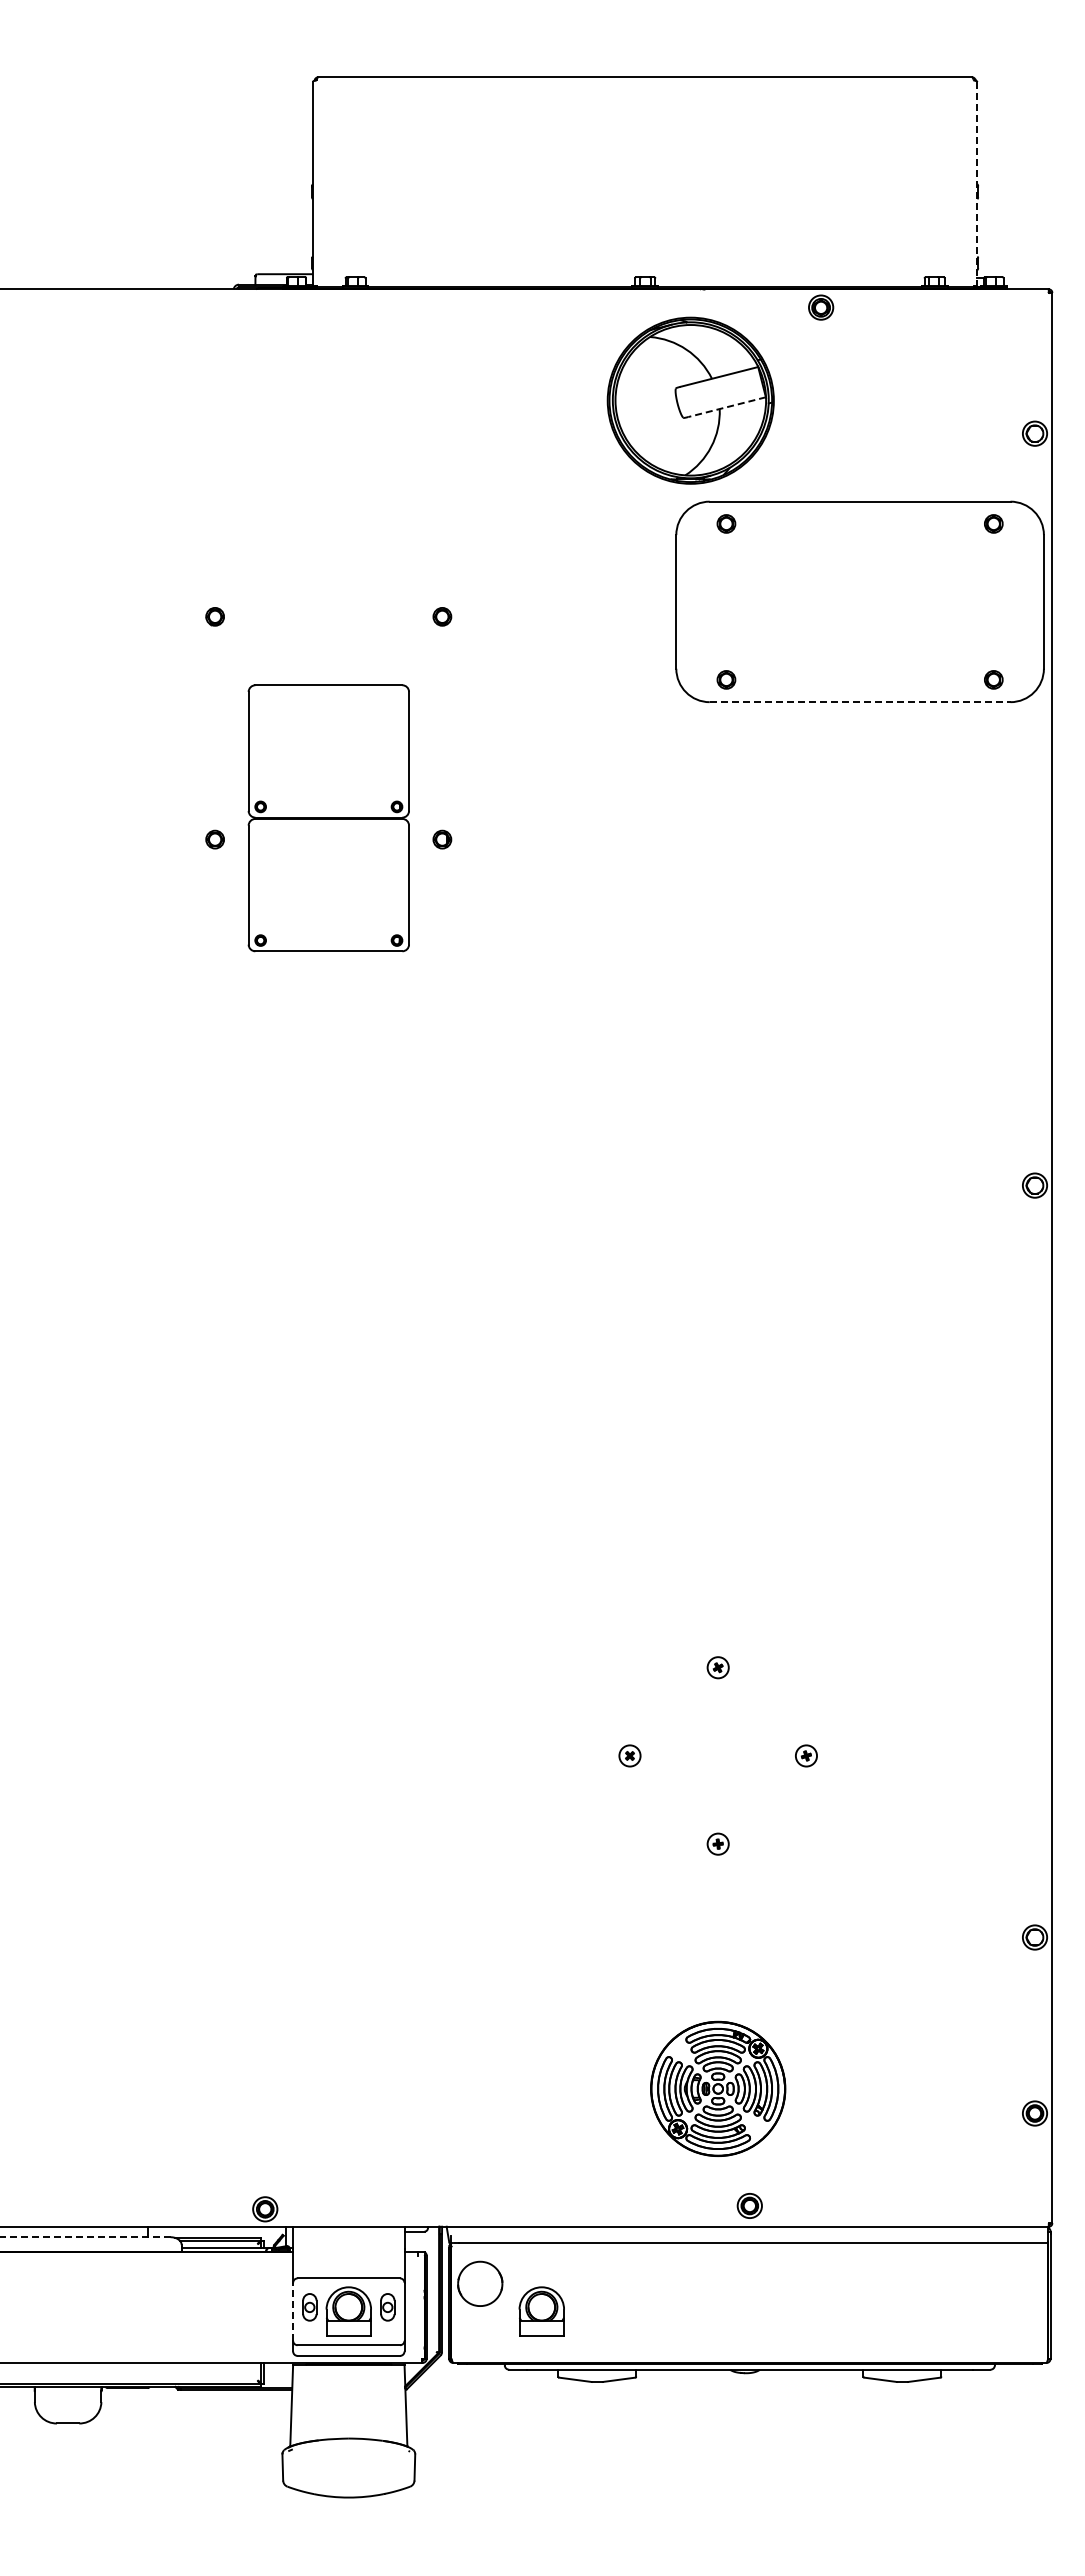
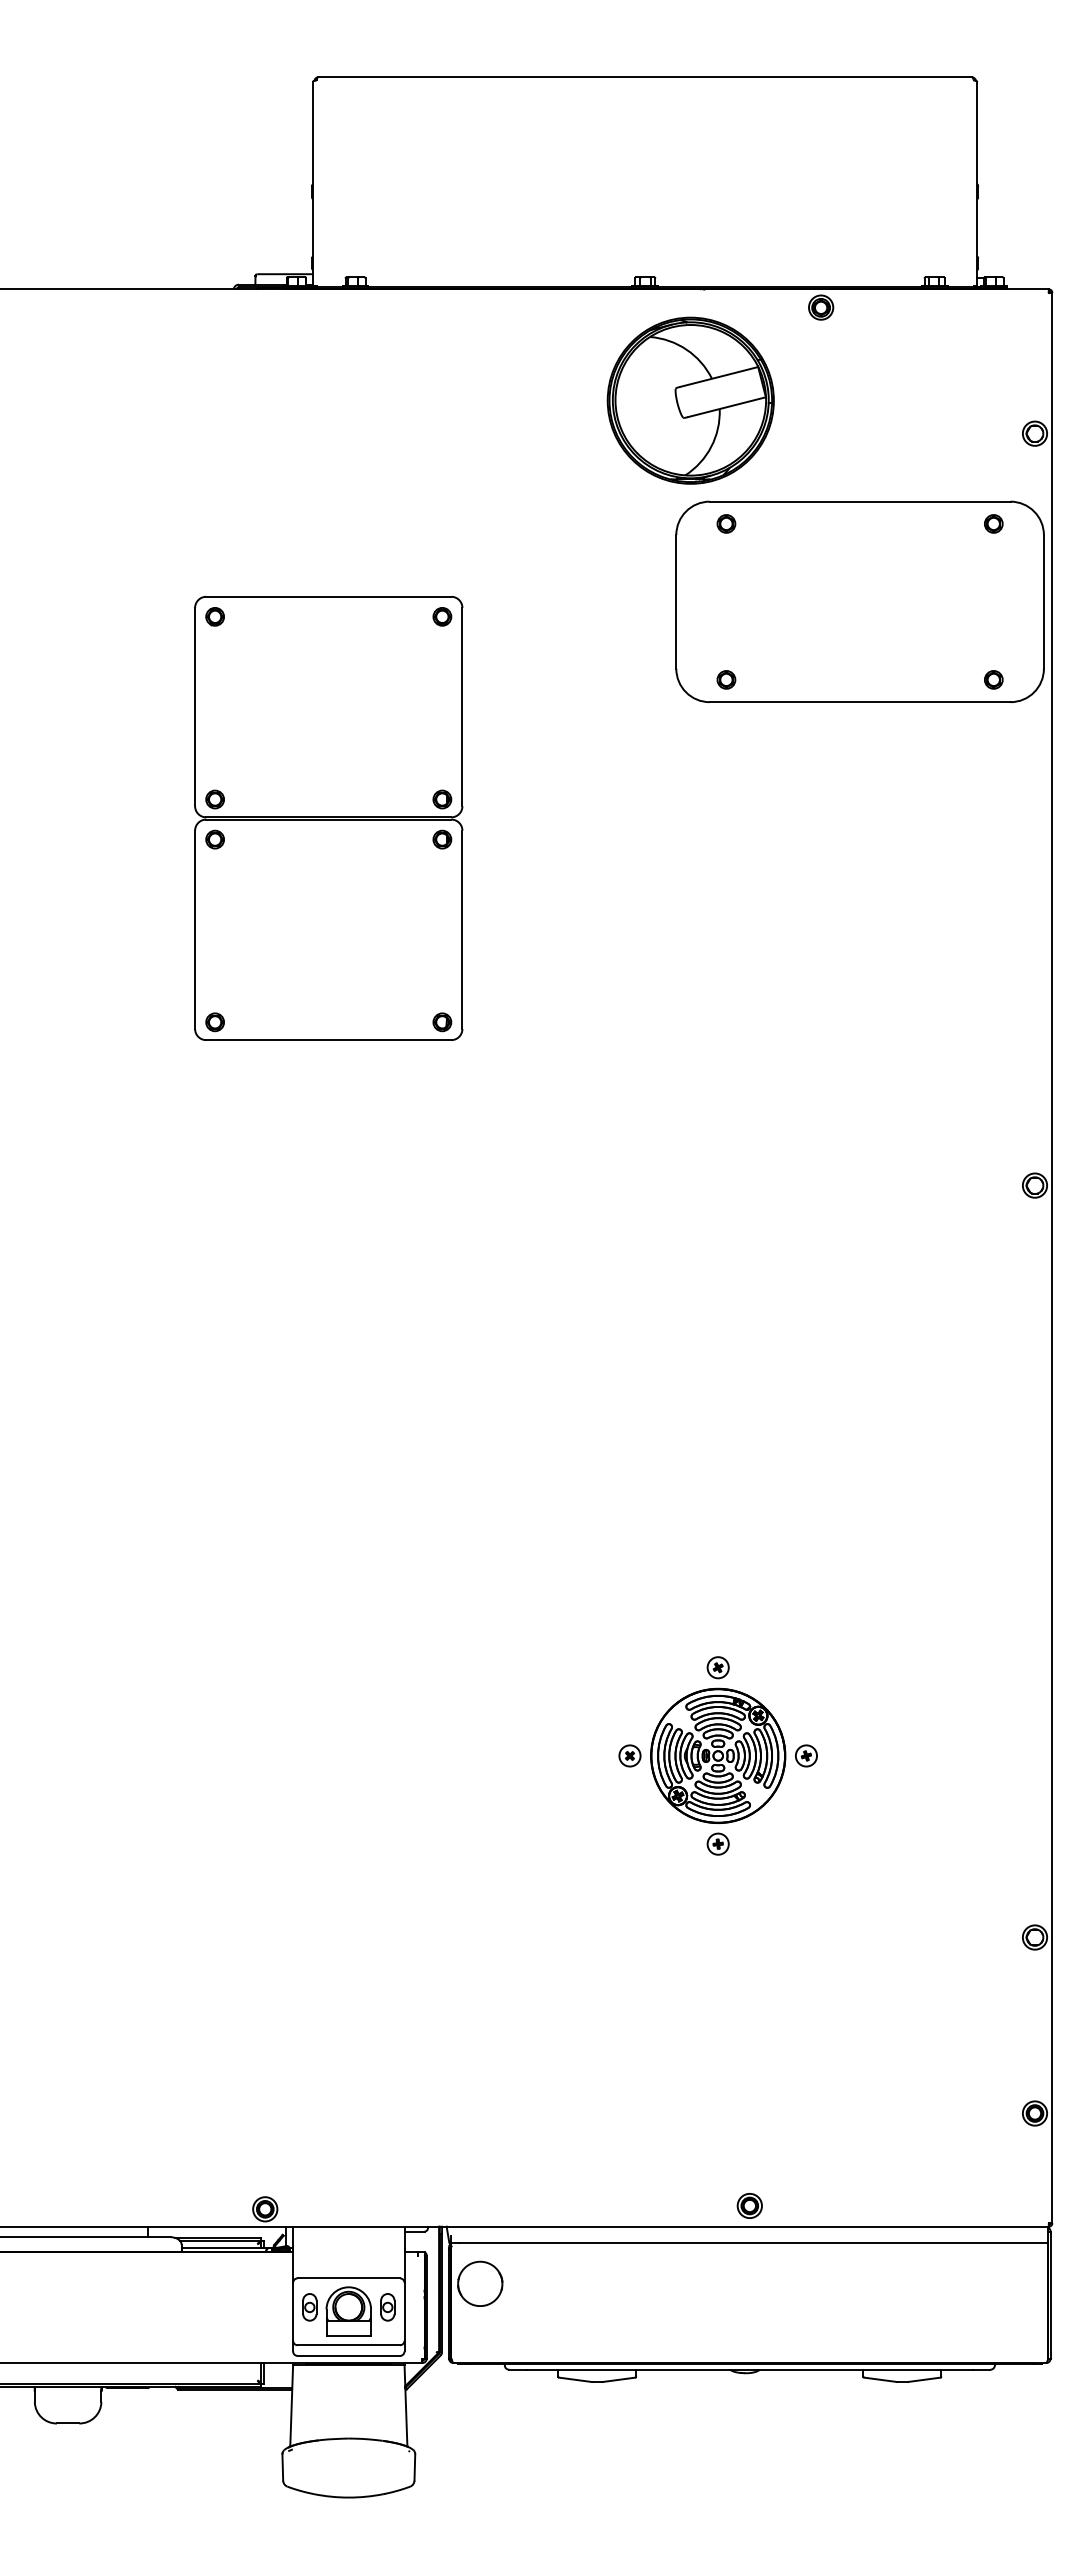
line: dashed -> solid (977, 183)
line: dashed -> solid (726, 407)
line: dashed -> solid (860, 702)
part size: 163x269 px -> 270x446 px (328, 817)
part position: (718, 2088) -> (718, 1755) (718, 1755)
line: dashed -> solid (85, 2237)
line: dashed -> solid (293, 2311)
part: present -> none (541, 2311)
